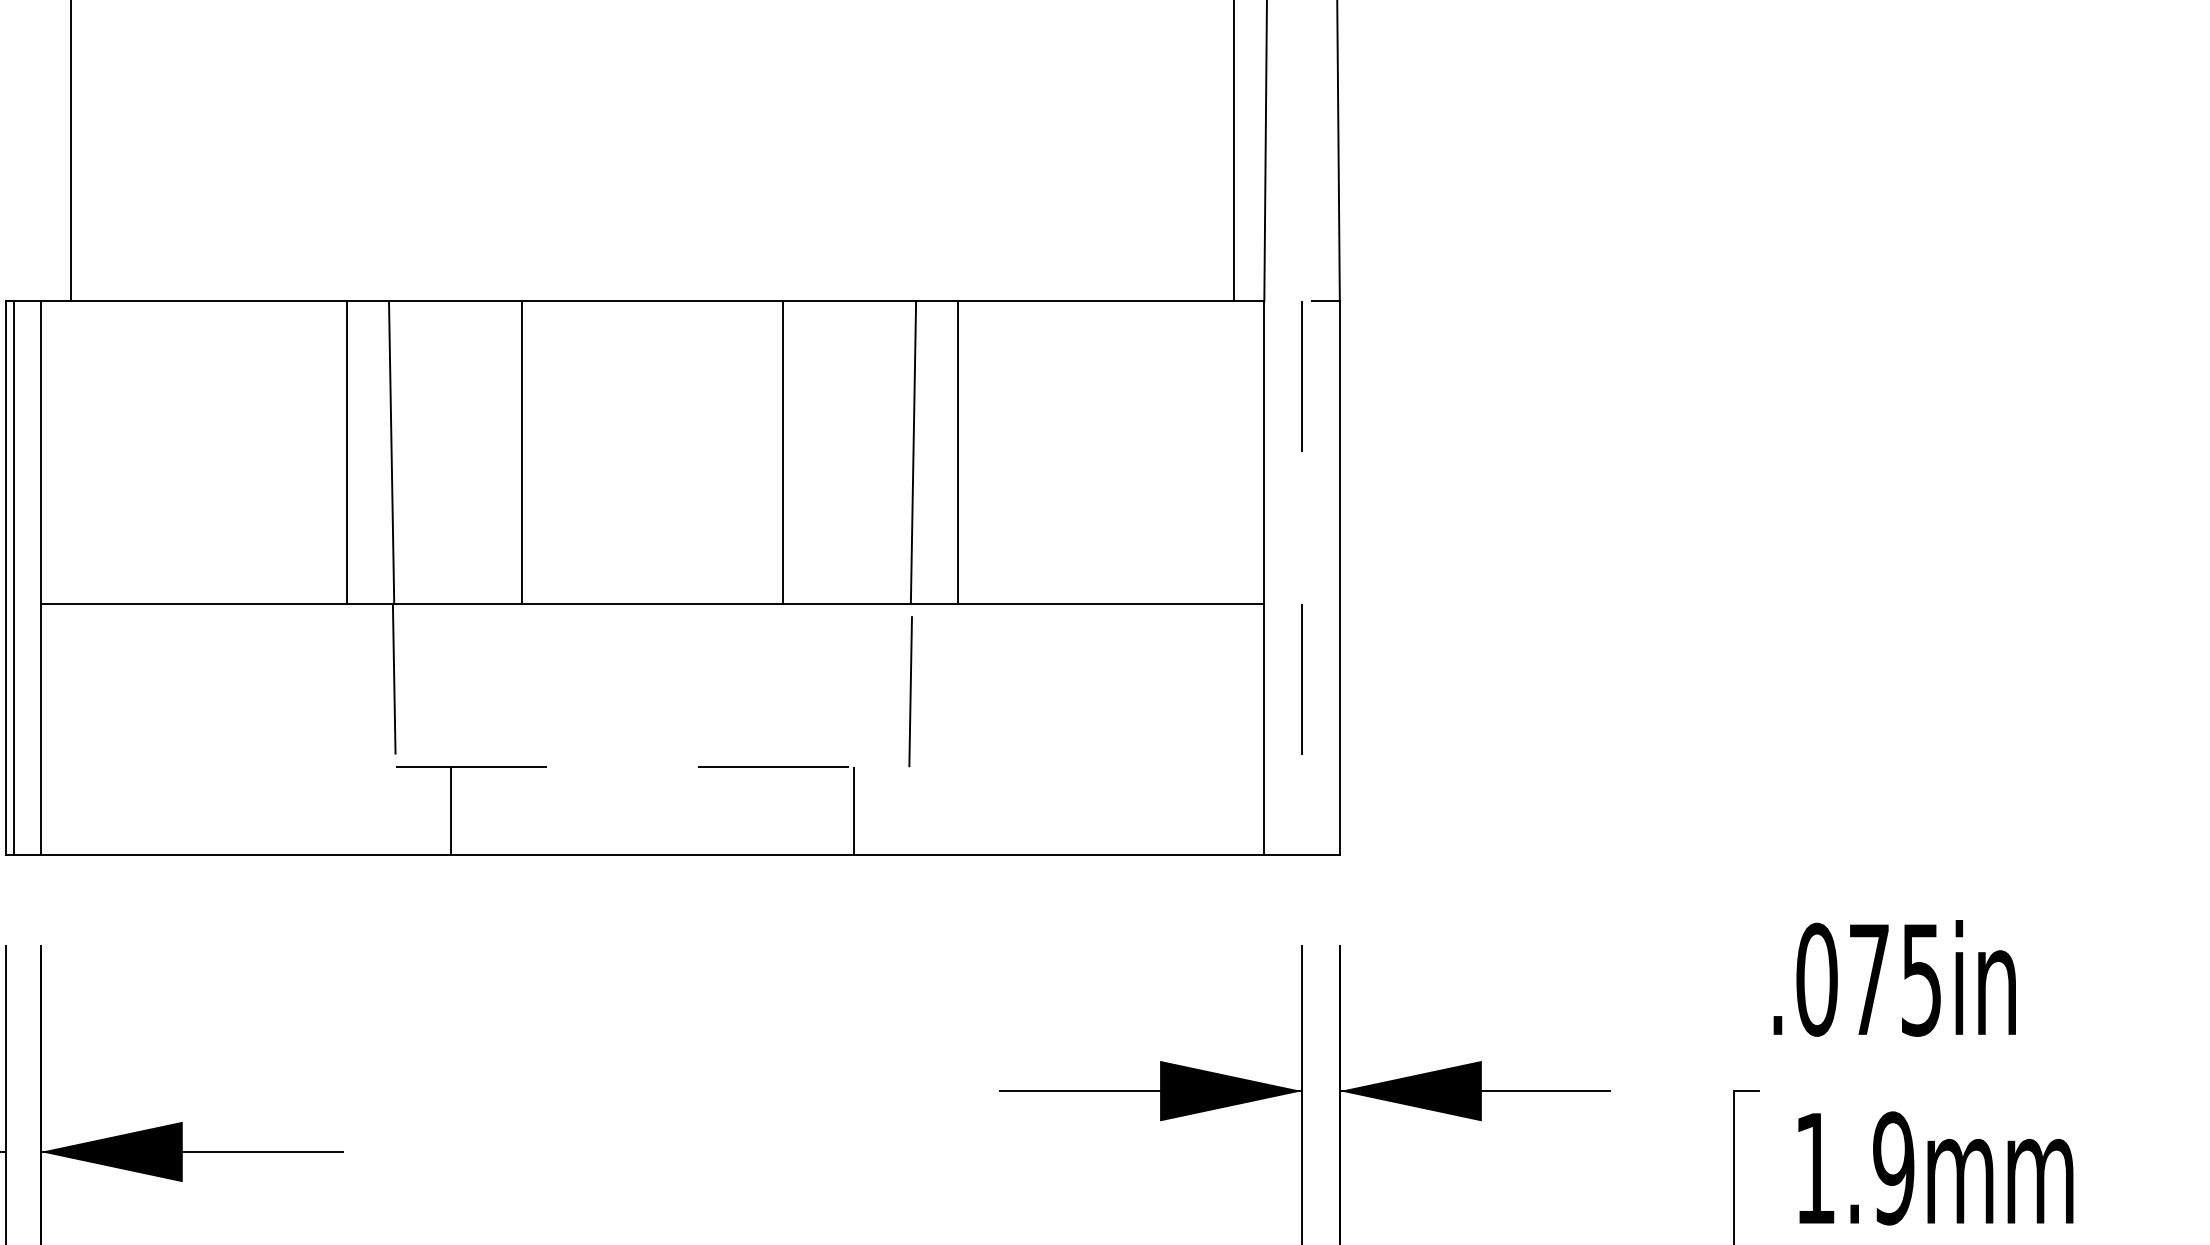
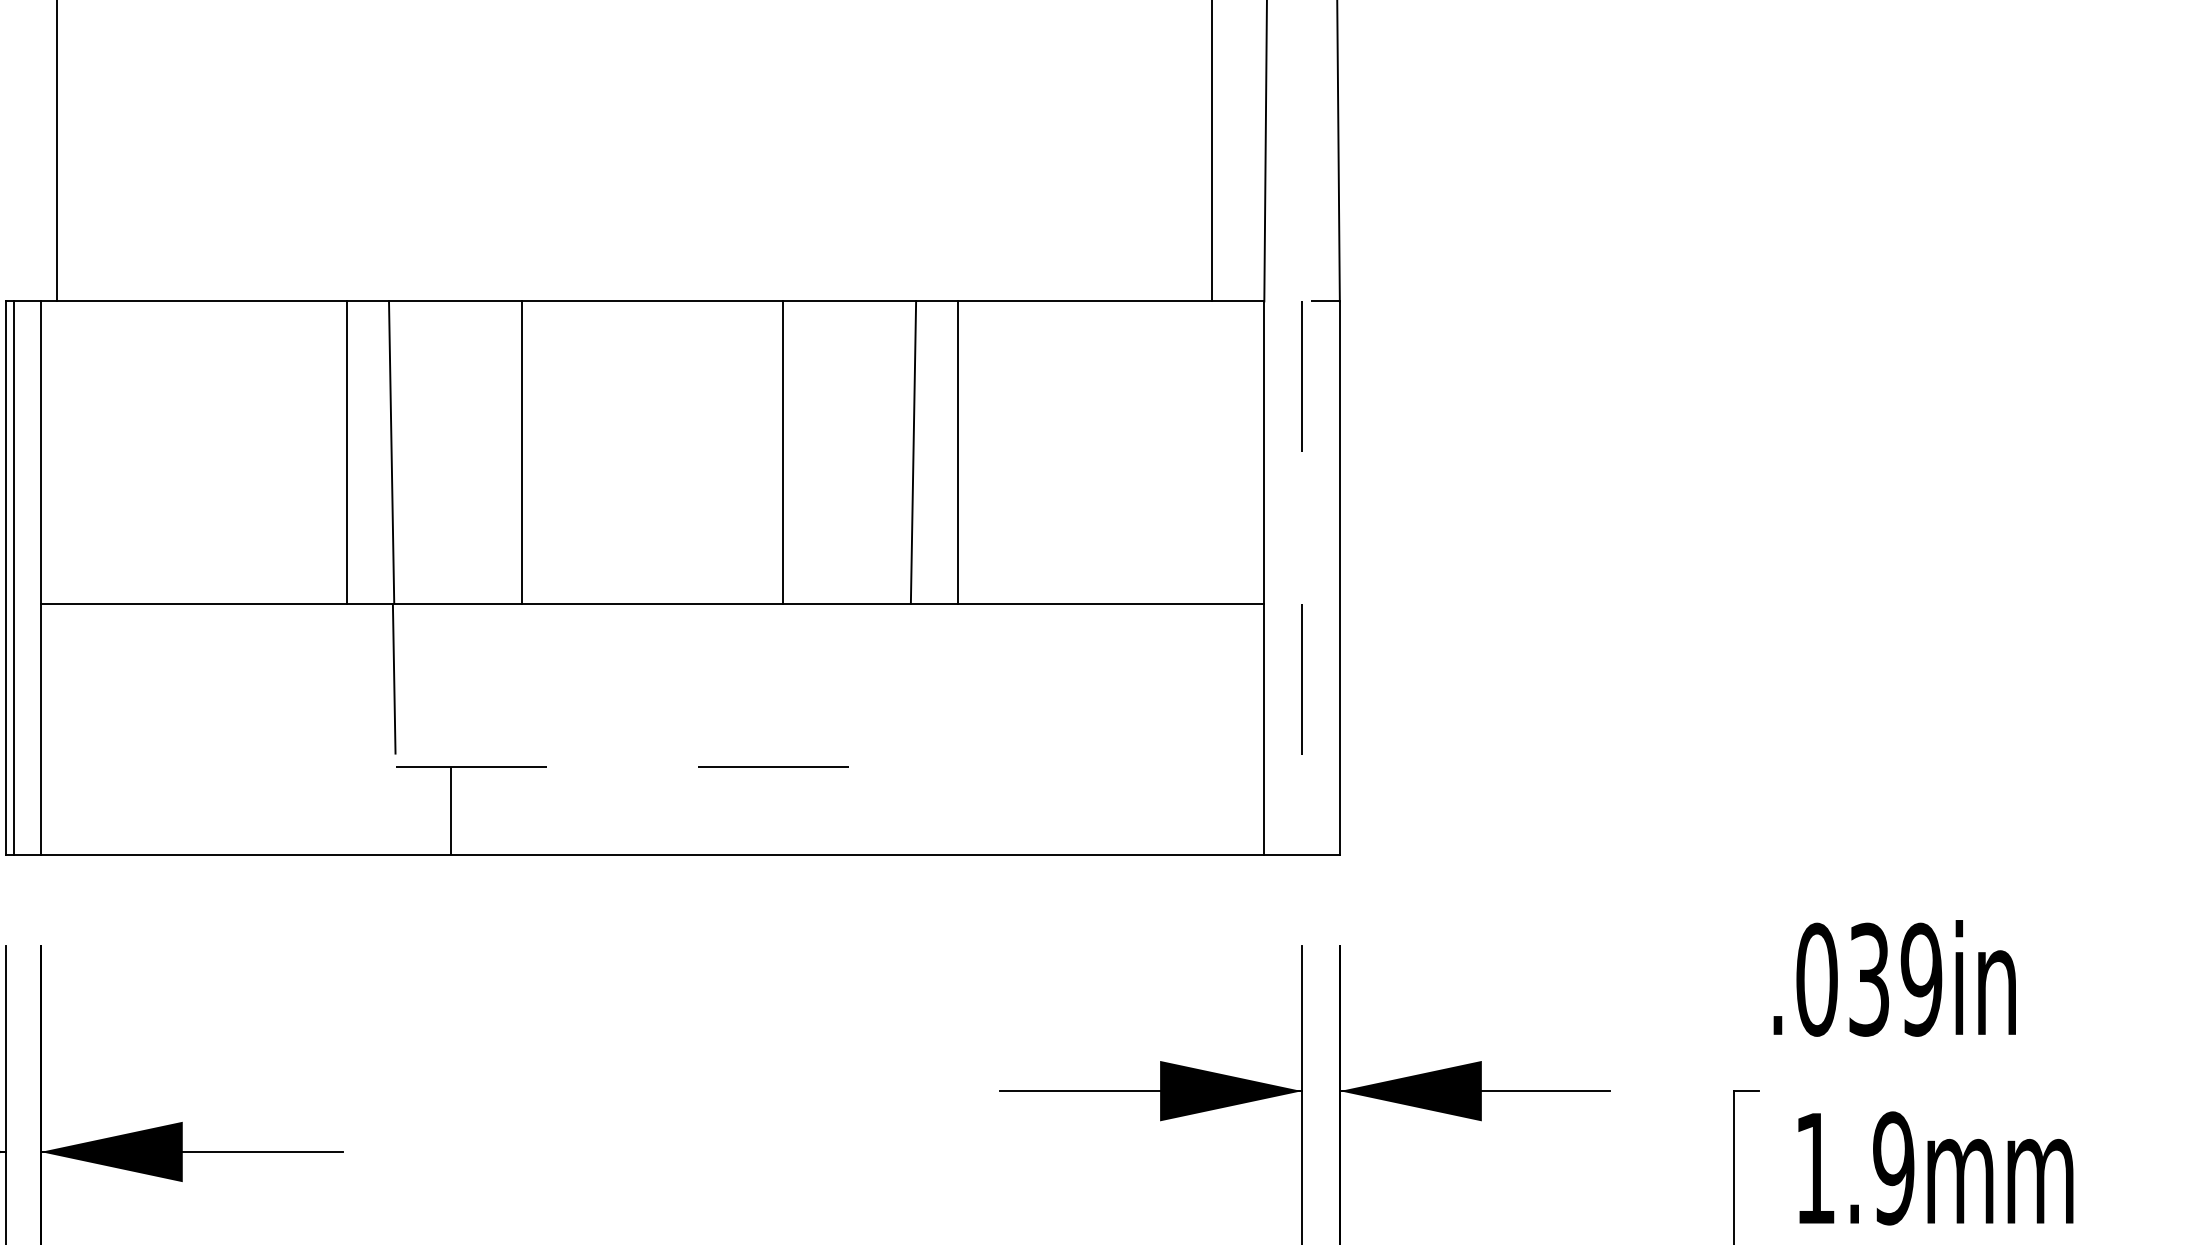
line position: (70, 151) -> (56, 151) (56, 151)
line position: (1234, 151) -> (1212, 151) (1212, 151)
line: present -> none (910, 691)
line: present -> none (854, 811)
text: .075in -> .039in (1895, 979)
